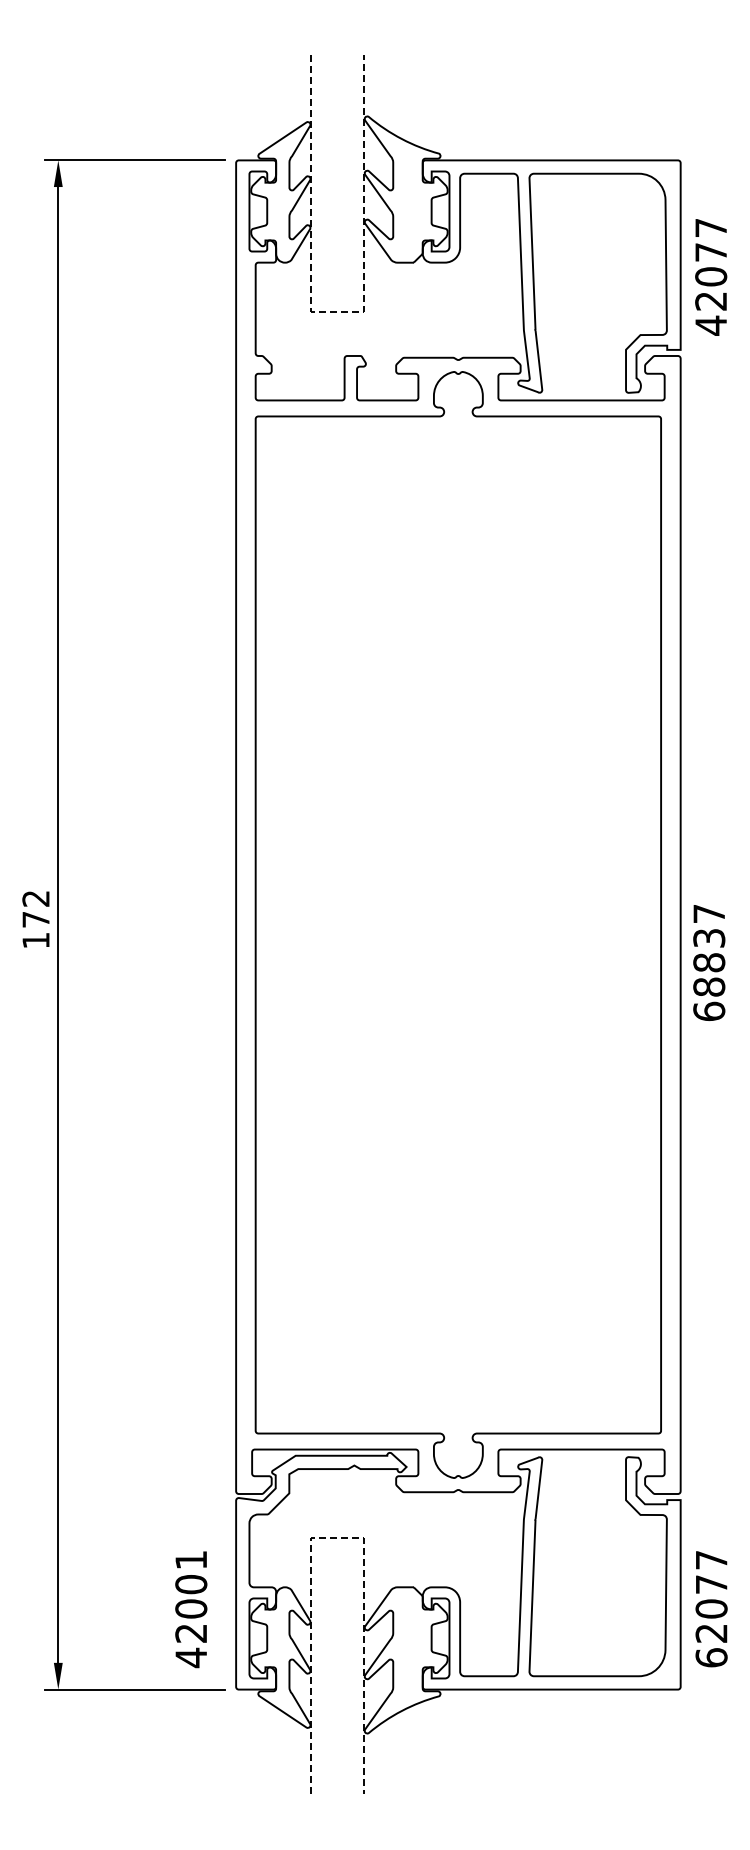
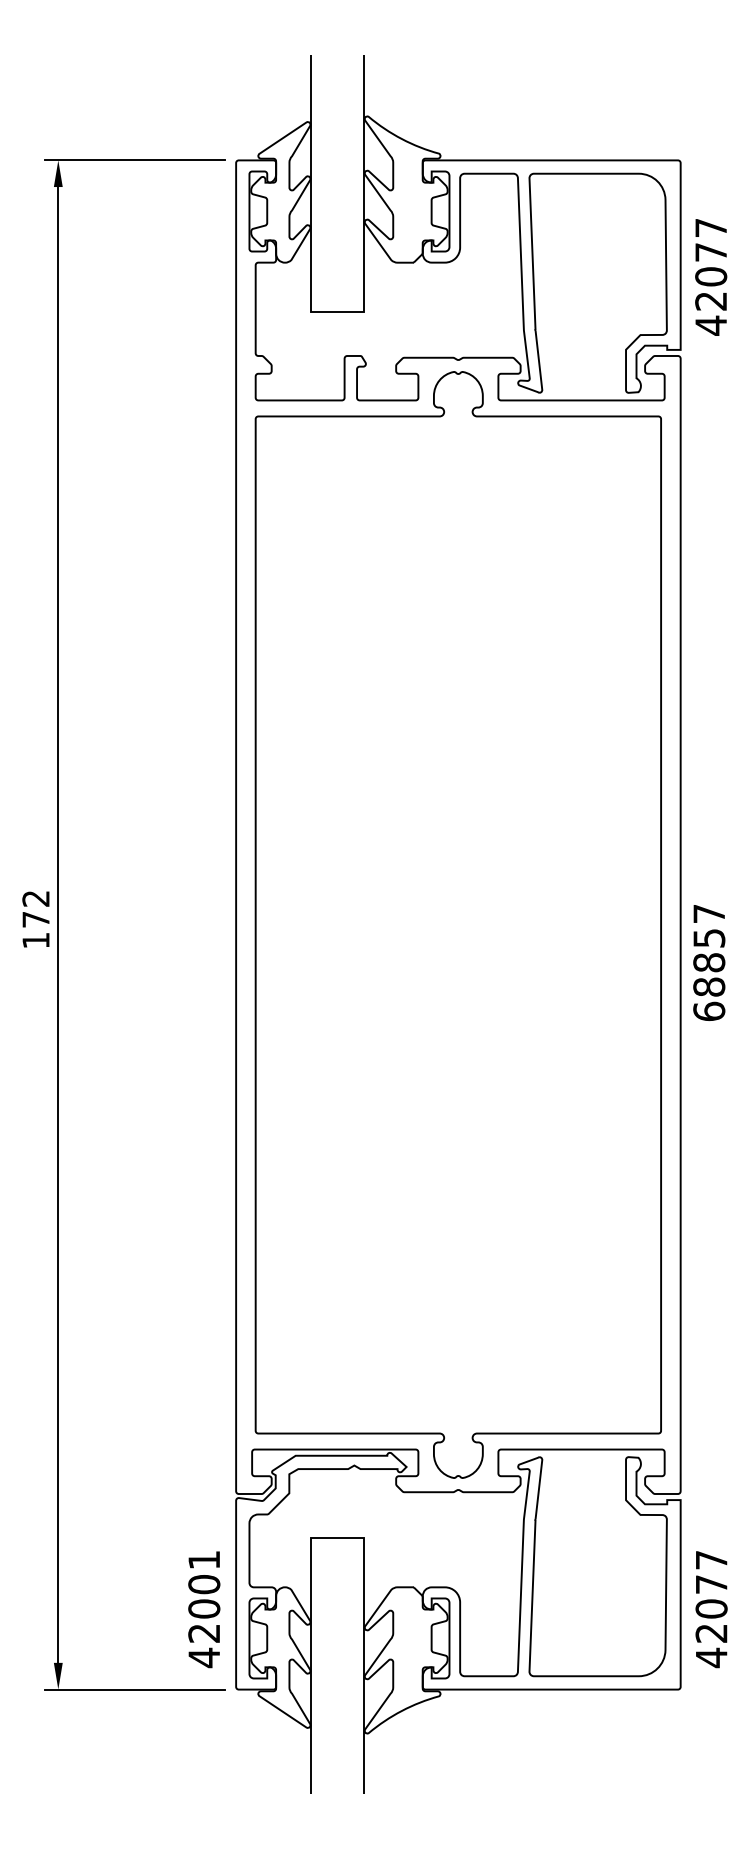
line: dashed -> solid (337, 311)
text: 68837 -> 68857 (708, 937)
line: dashed -> solid (337, 1538)
text position: (191, 1609) -> (204, 1609) (204, 1609)
text: 62077 -> 42077 (711, 1657)
